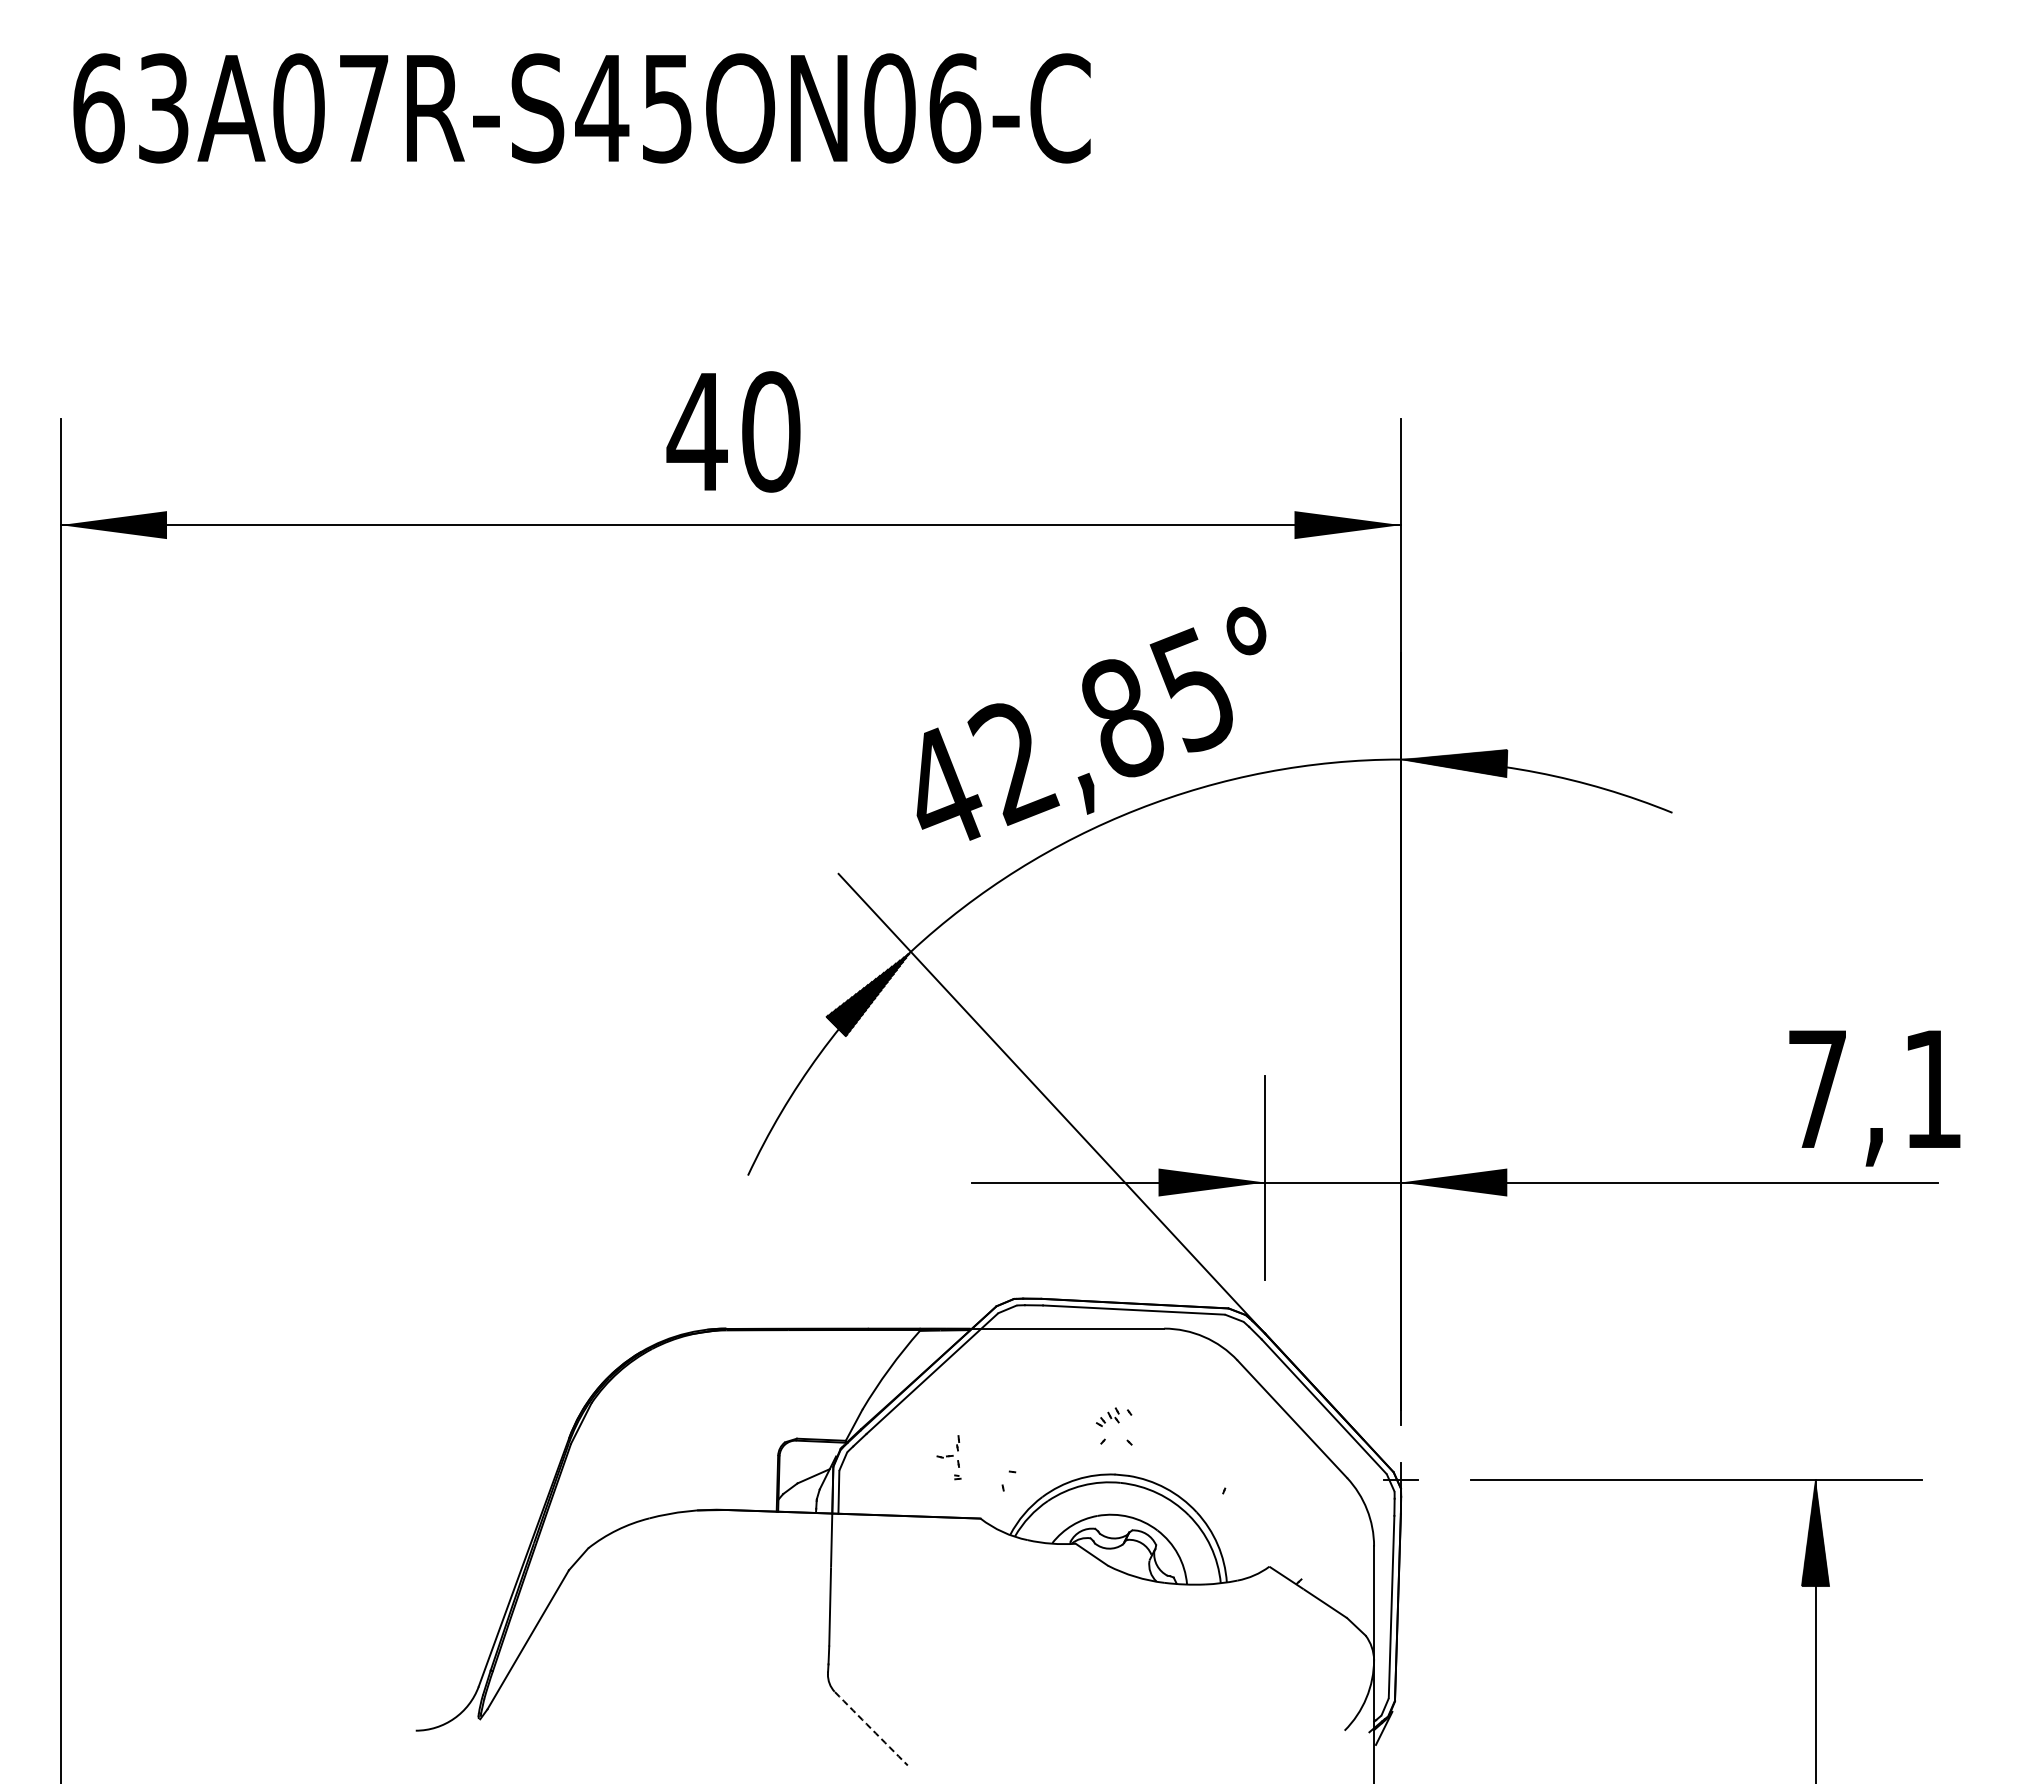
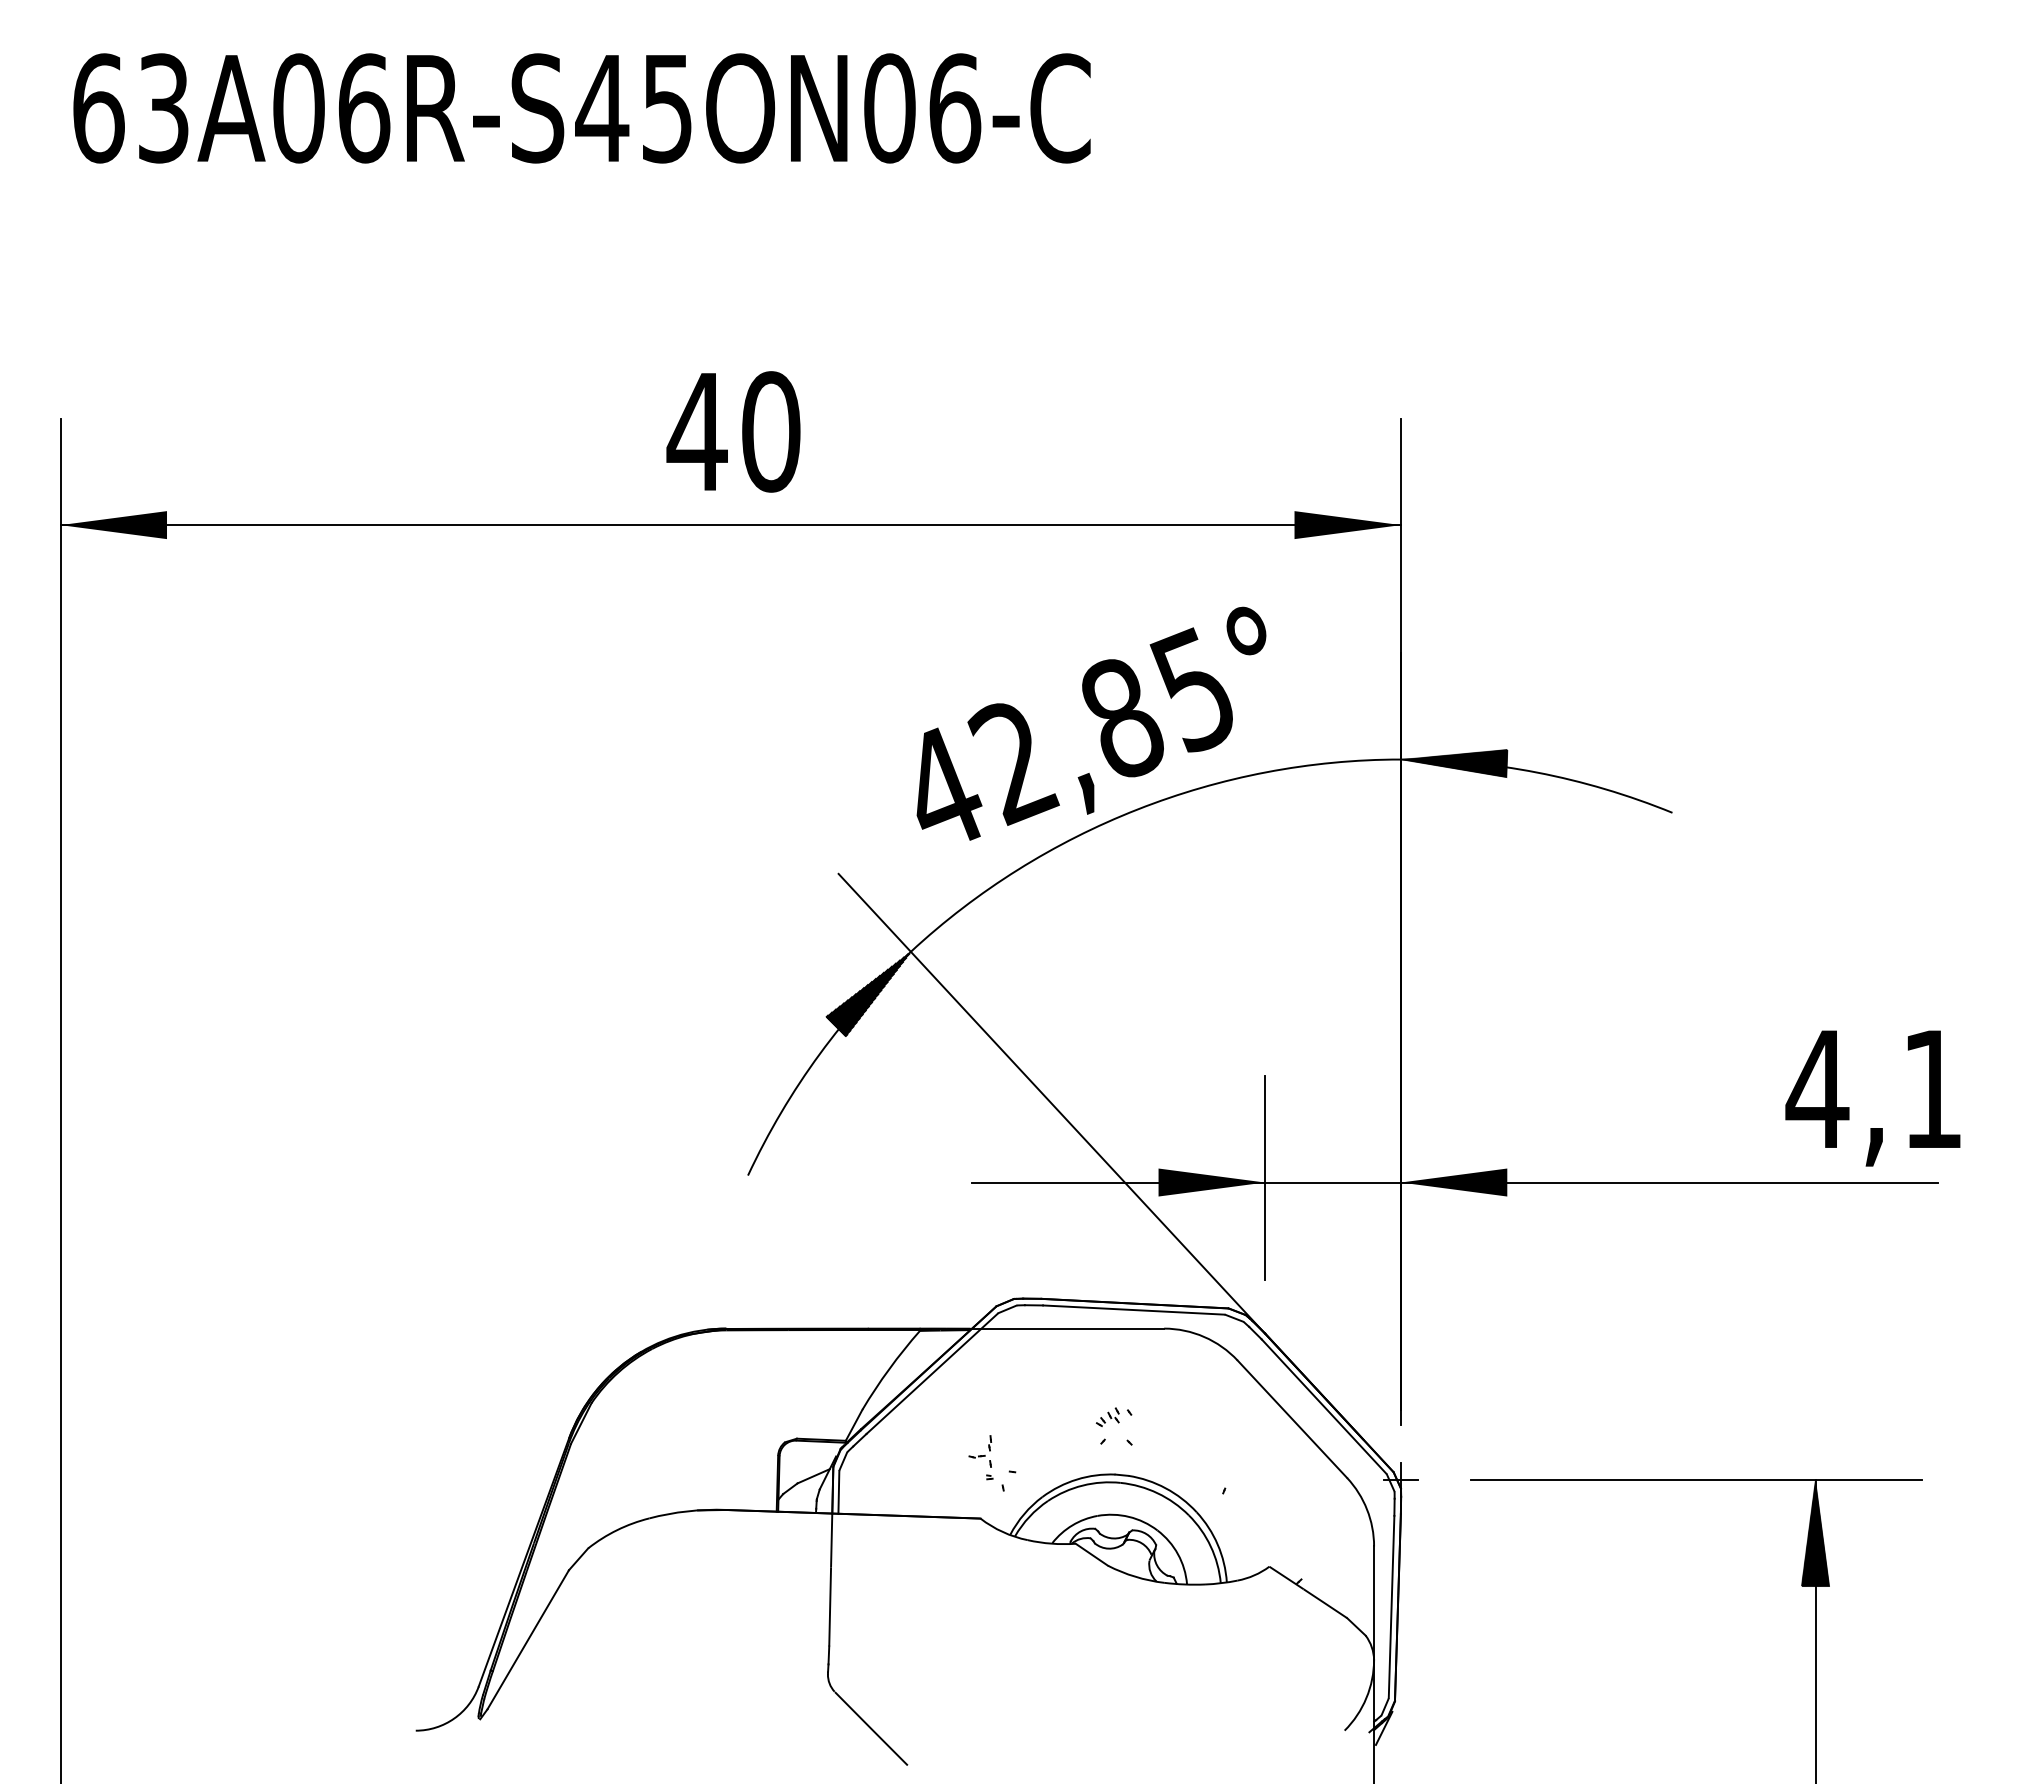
text: 63A07R-S45ON06-C -> 63A06R-S45ON06-C (364, 108)
text: 7,1 -> 4,1 (1817, 1088)
part position: (948, 1457) -> (980, 1457) (980, 1457)
arc: dashed -> solid (871, 1728)
